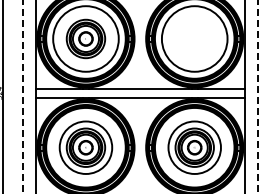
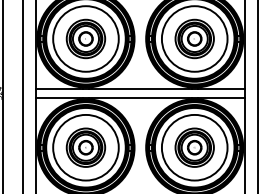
part: none -> present (194, 38)
line: dashed -> solid (22, 96)
line: dashed -> solid (257, 96)
circle diameter: 52 px -> 66 px (85, 147)
circle diameter: 52 px -> 66 px (194, 147)
